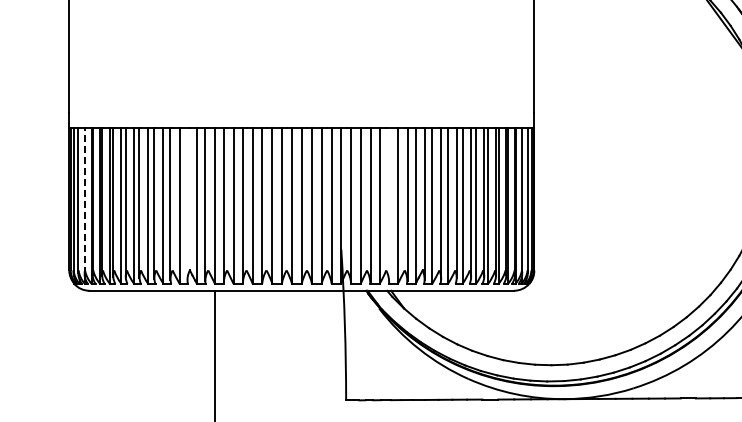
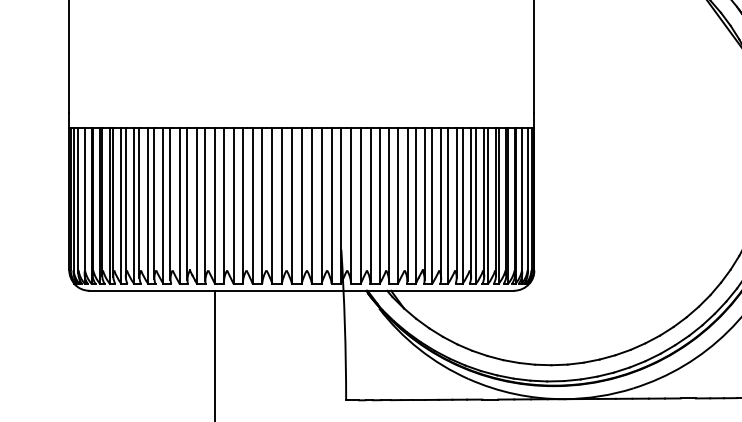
line: dashed -> solid (84, 201)
line: none -> present (187, 204)
line: none -> present (389, 204)
